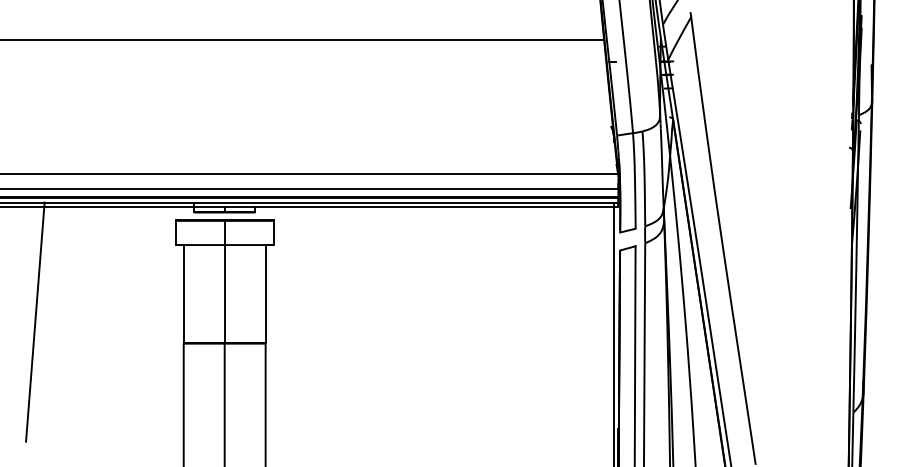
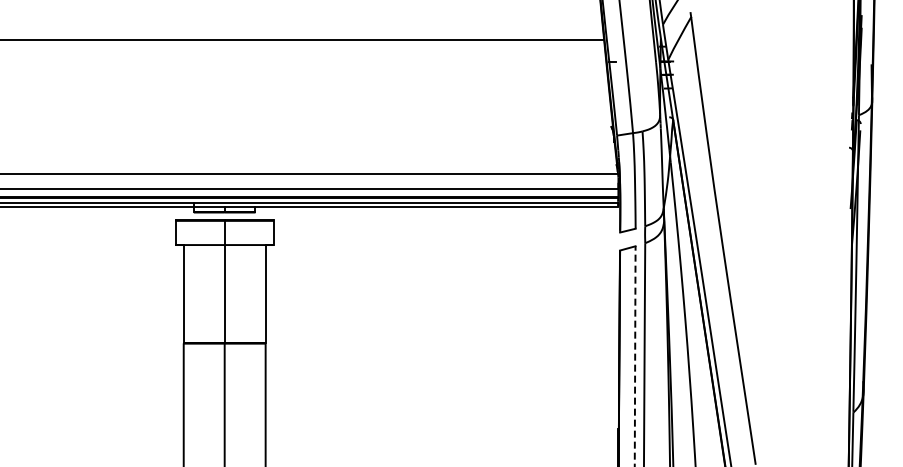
line: present -> none (35, 321)
line: present -> none (613, 332)
line: solid -> dashed (635, 356)
